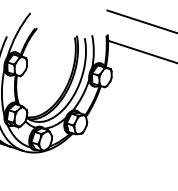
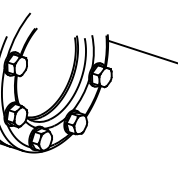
line: present -> none (140, 21)
